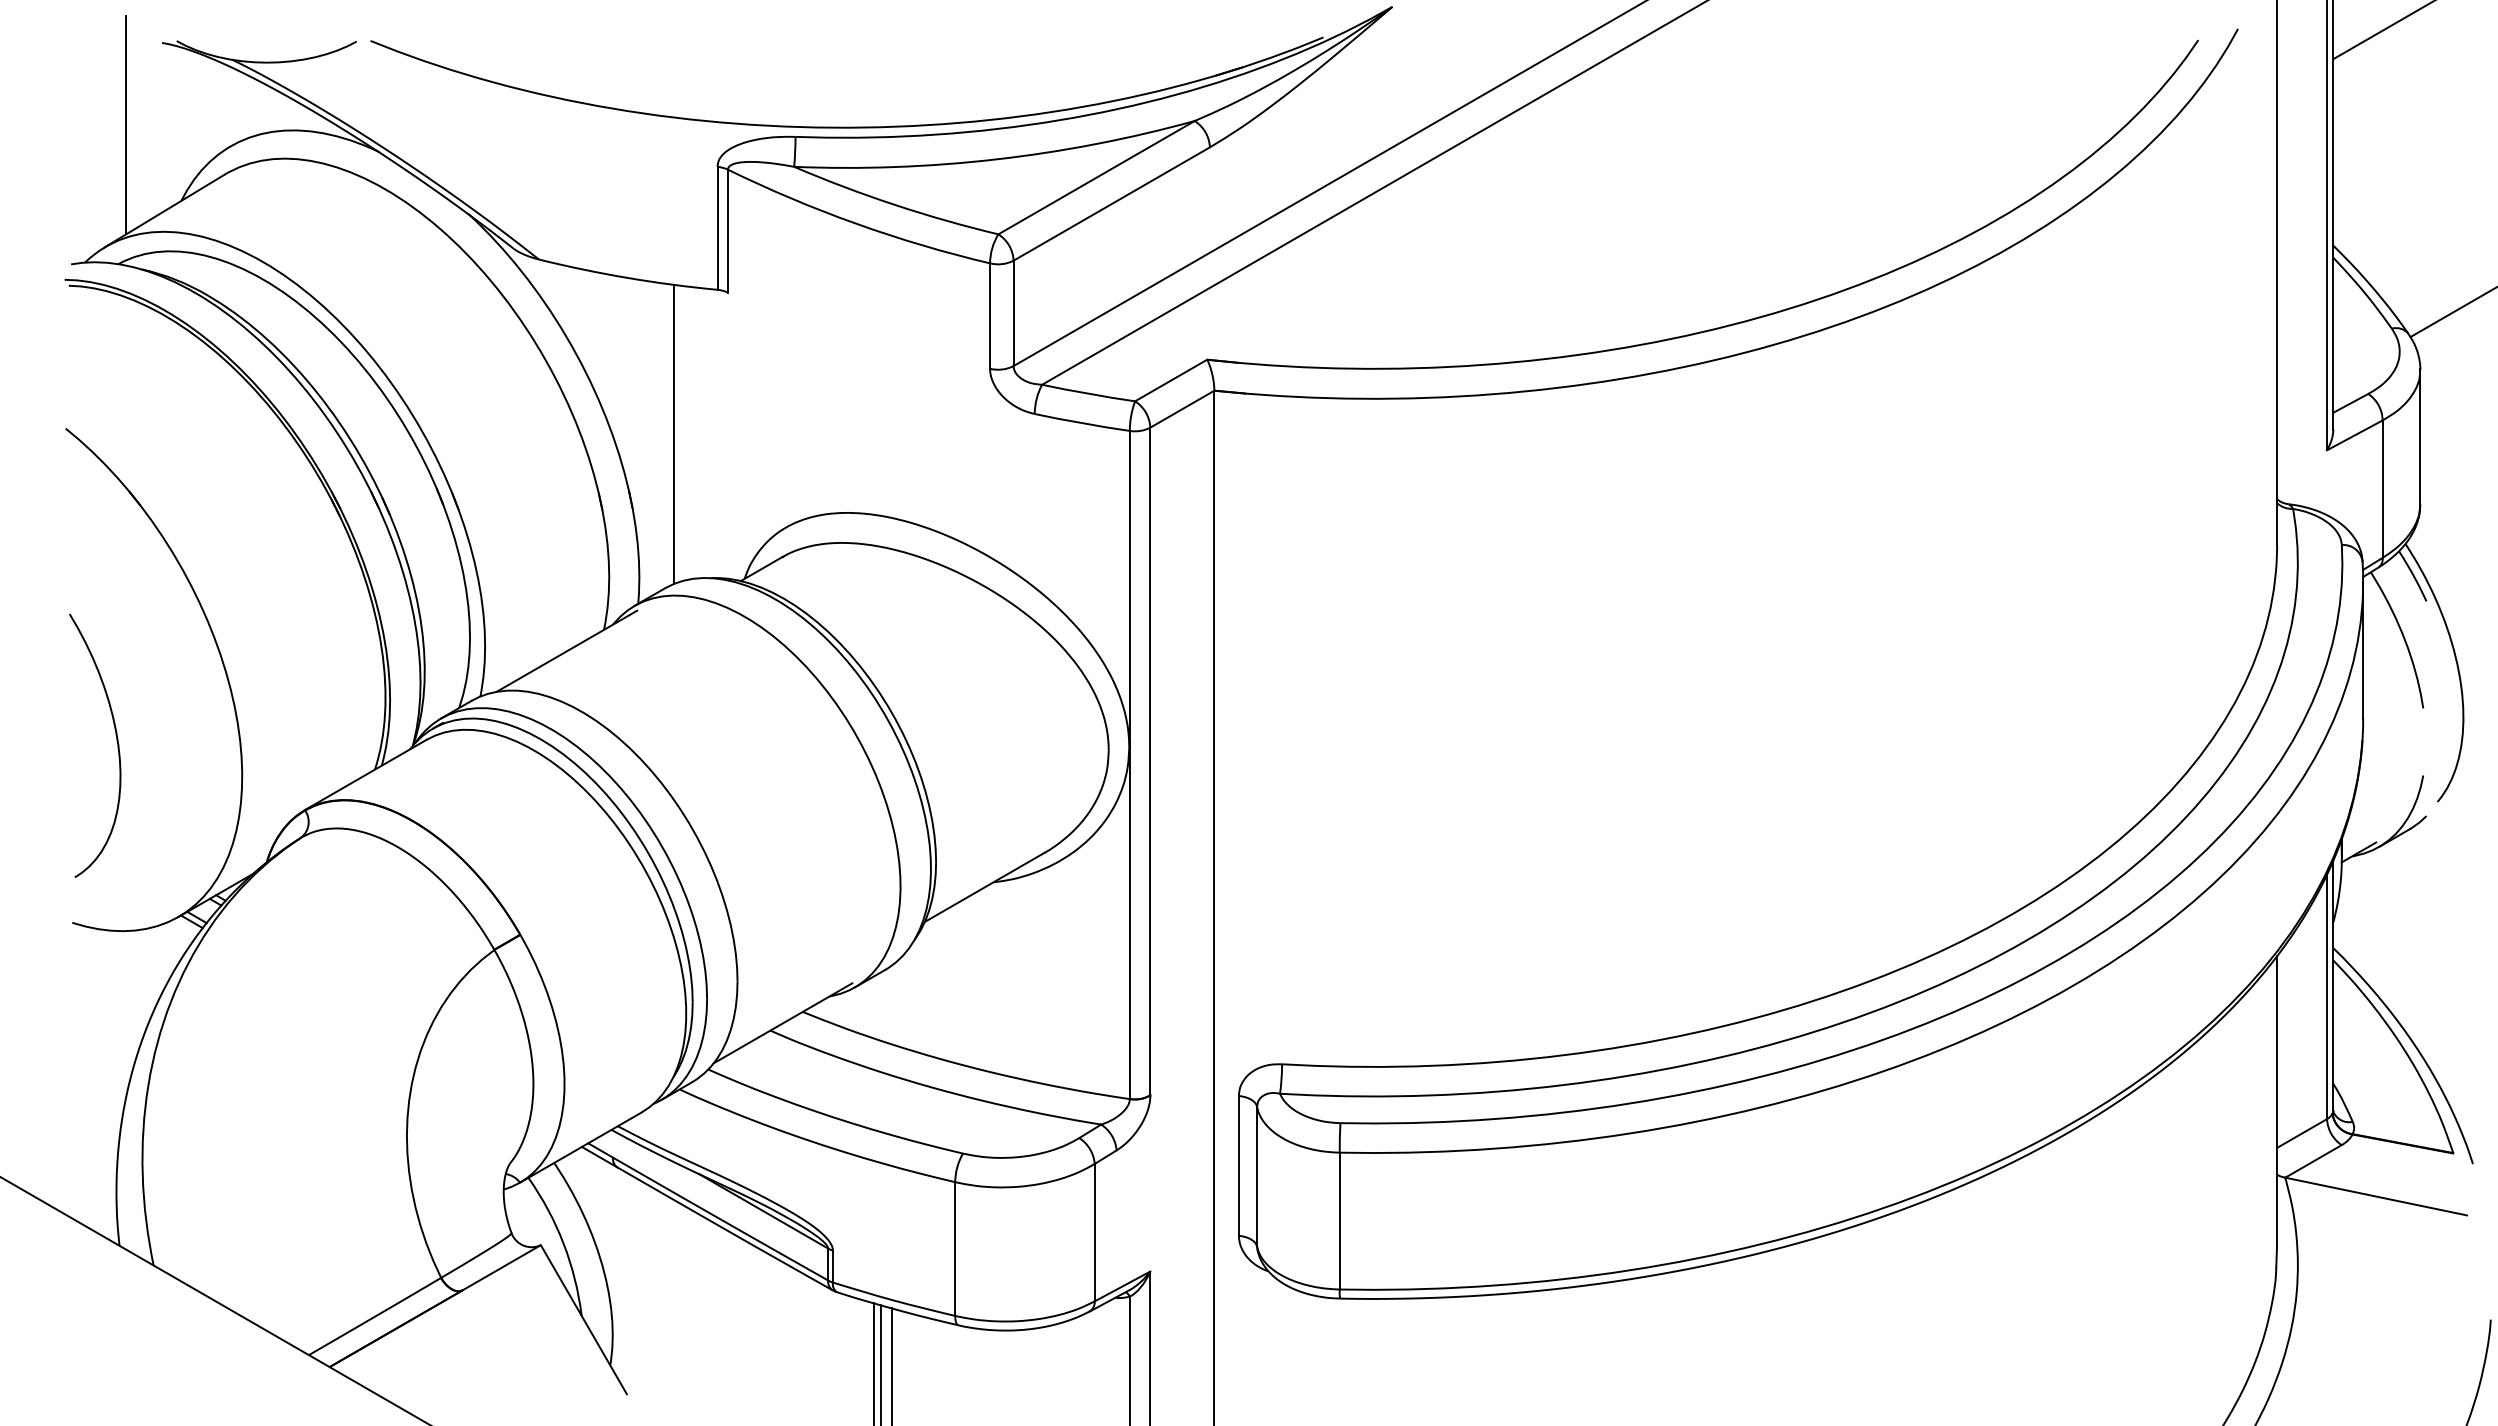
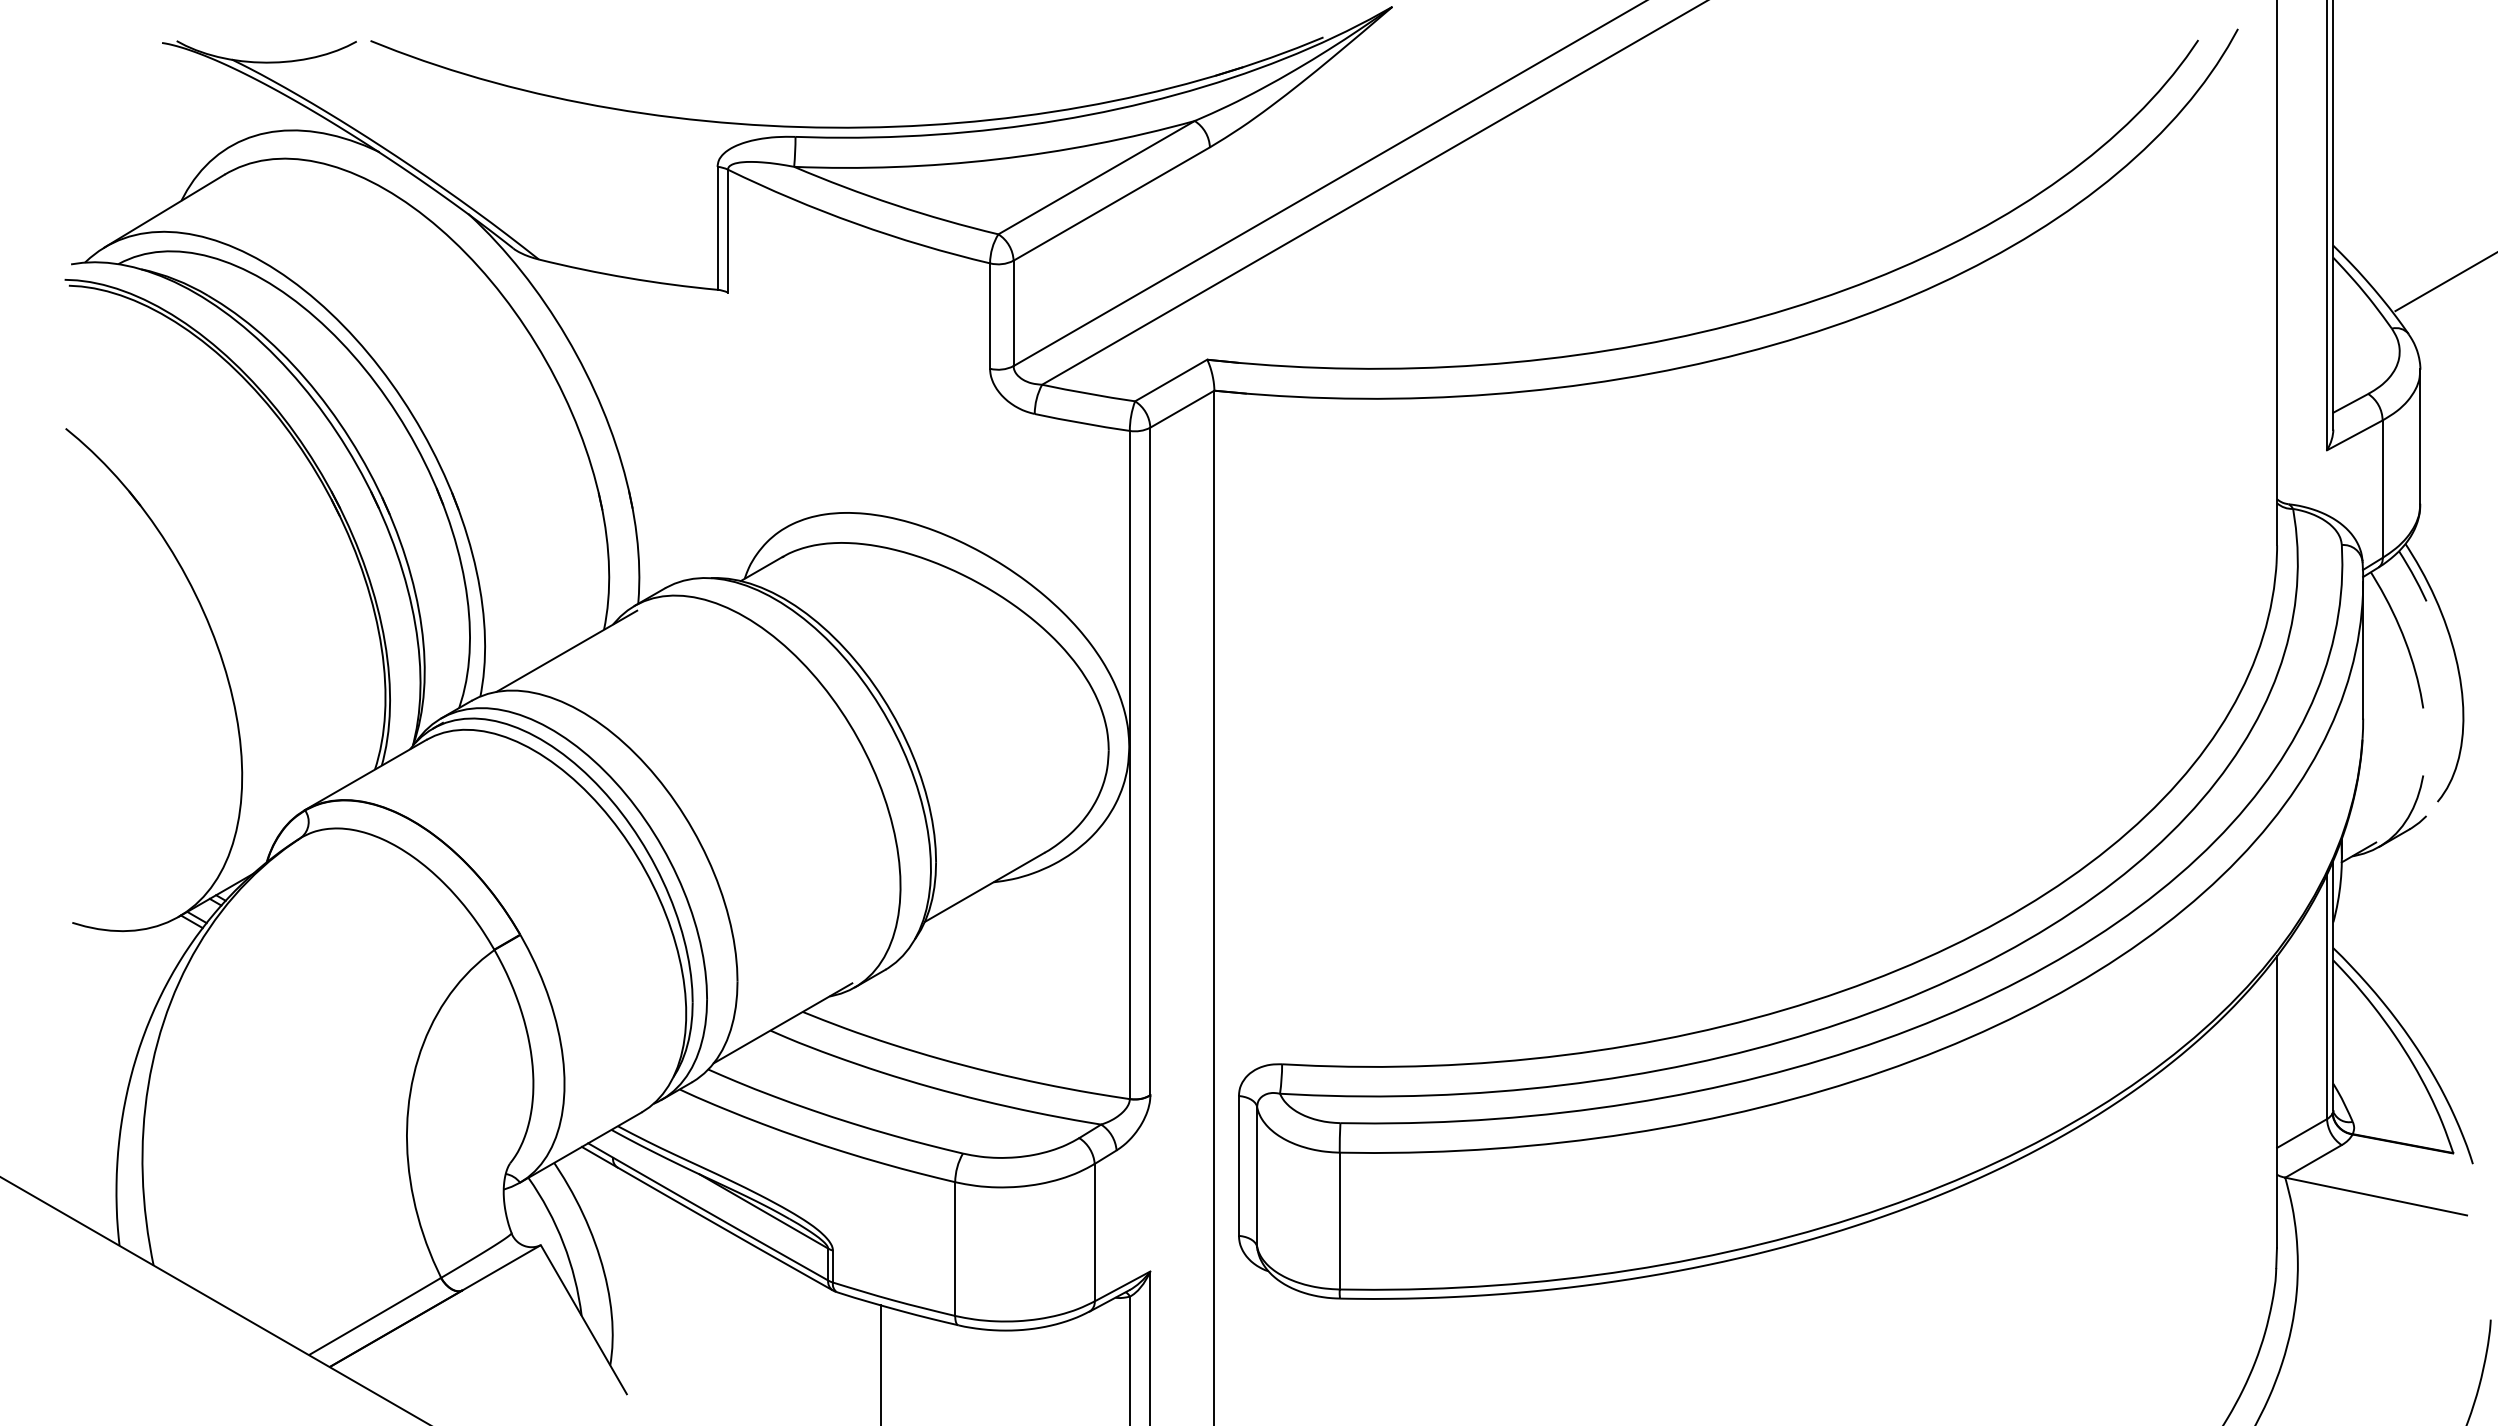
line: present -> none (2382, 30)
line: present -> none (126, 124)
line position: (2452, 312) -> (2444, 282) (2444, 282)
line: present -> none (673, 433)
curve: present -> none (116, 741)
line: present -> none (874, 1362)
line: present -> none (891, 1365)
